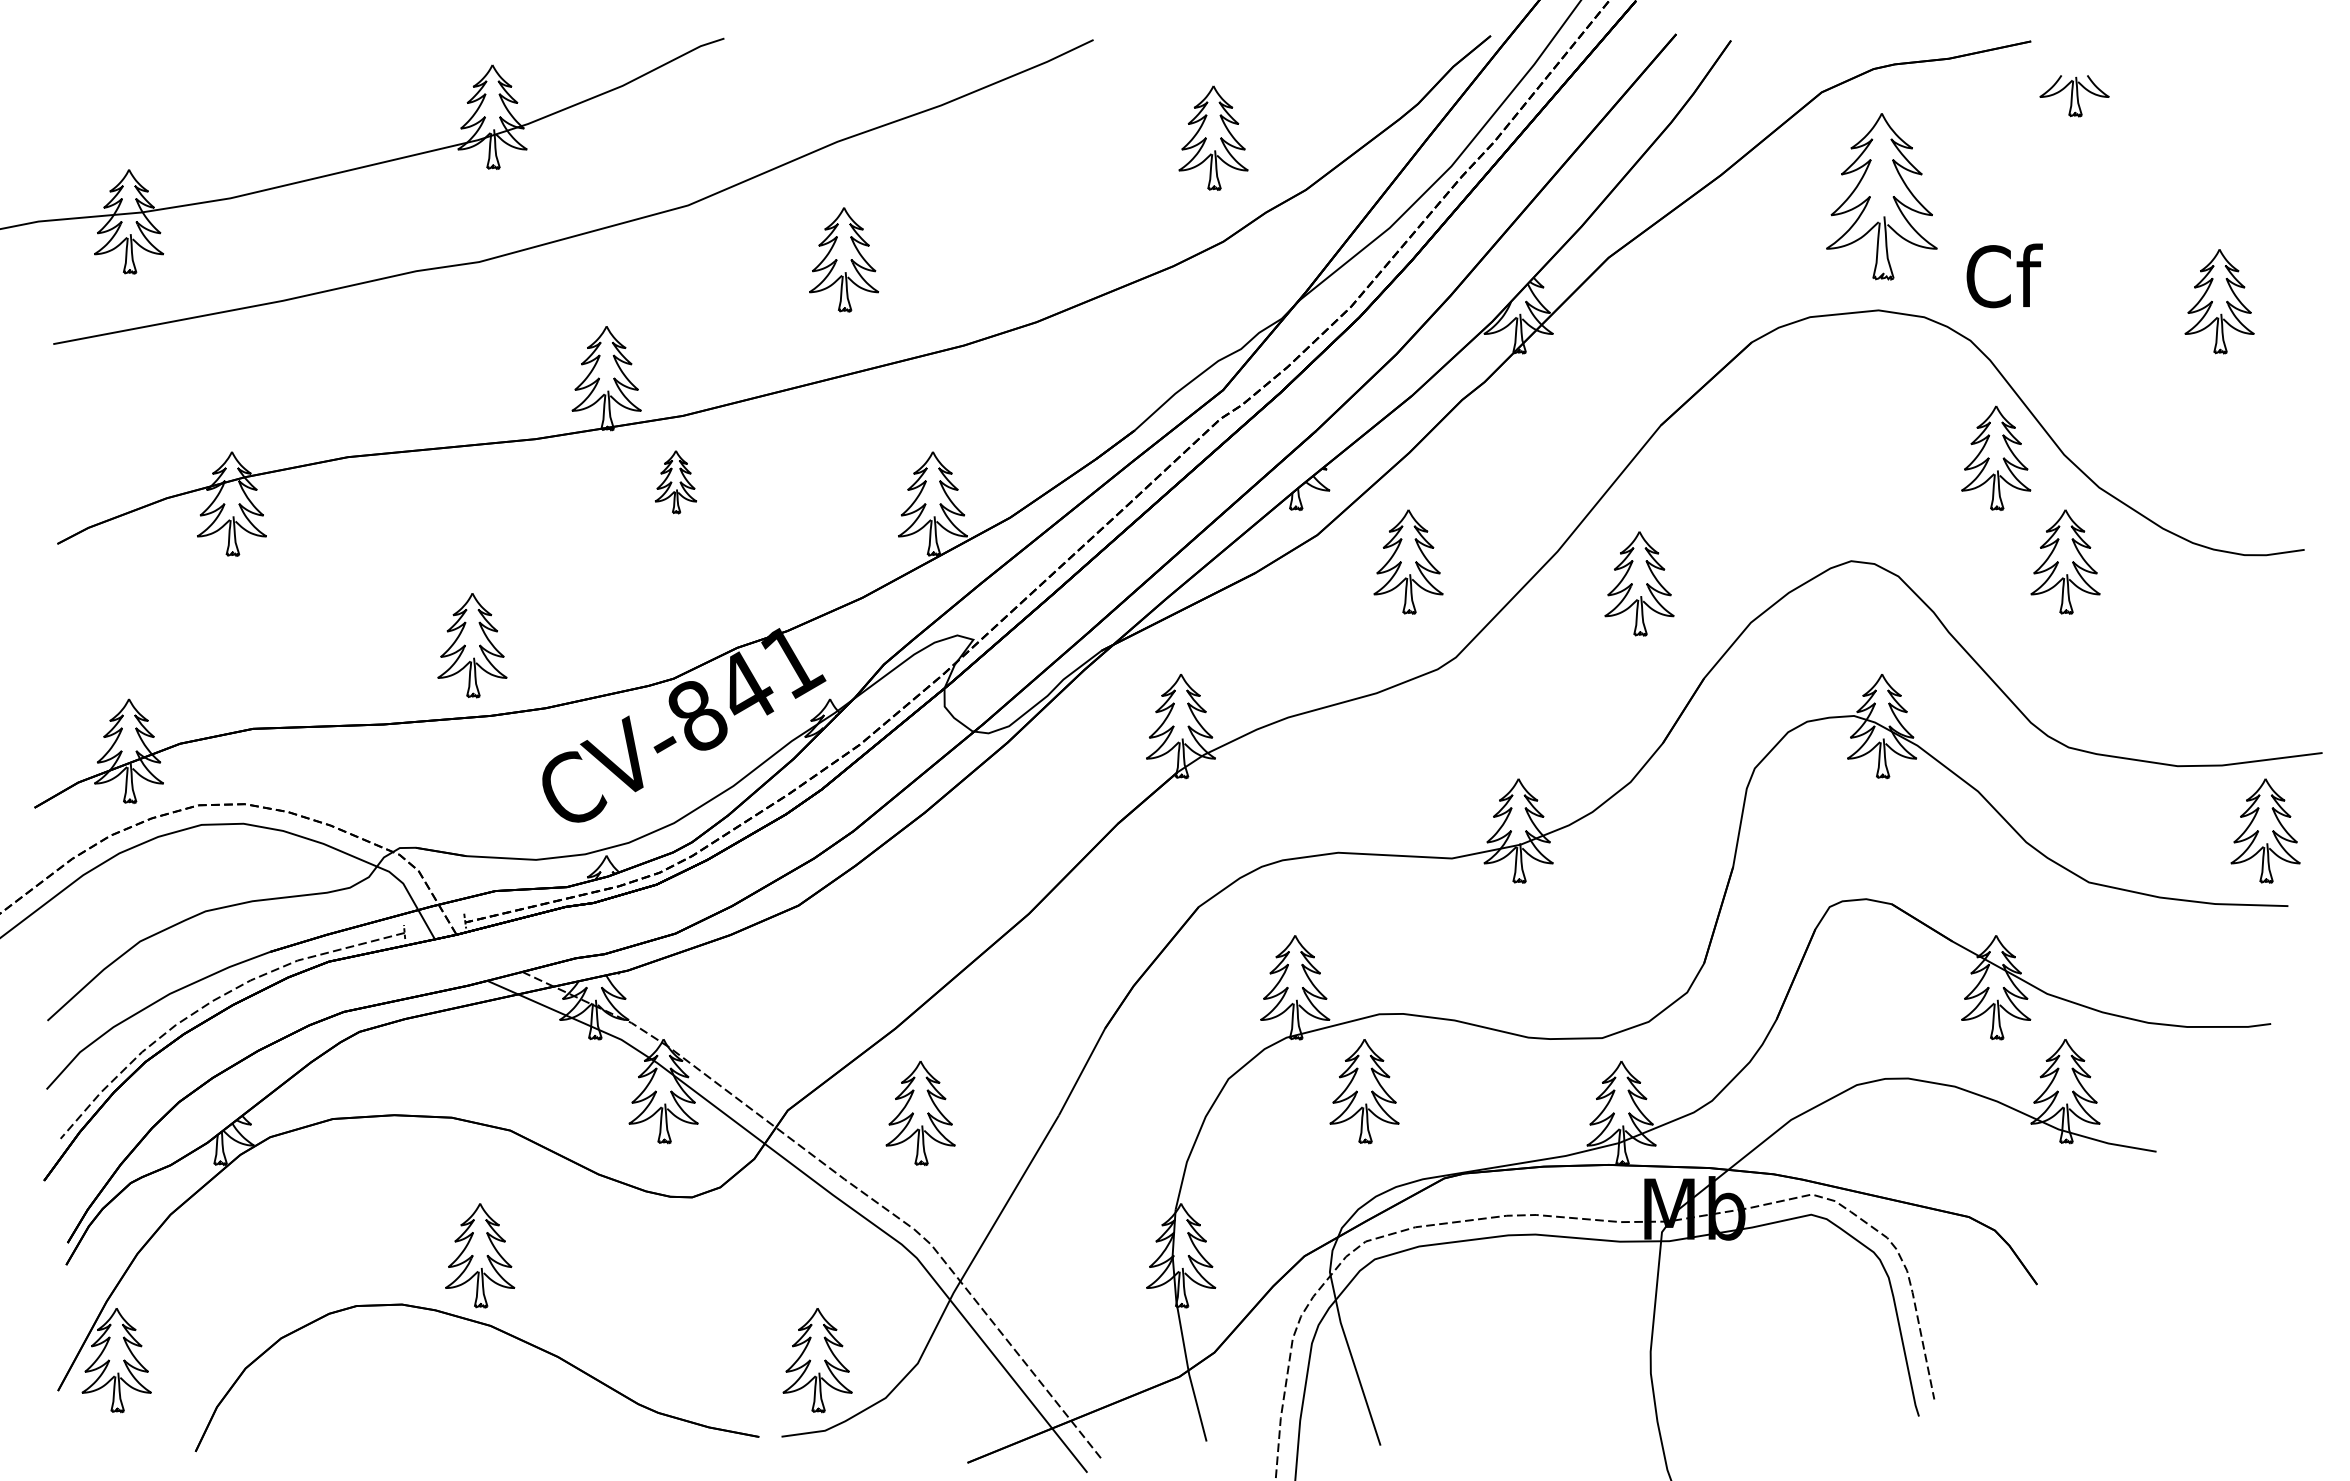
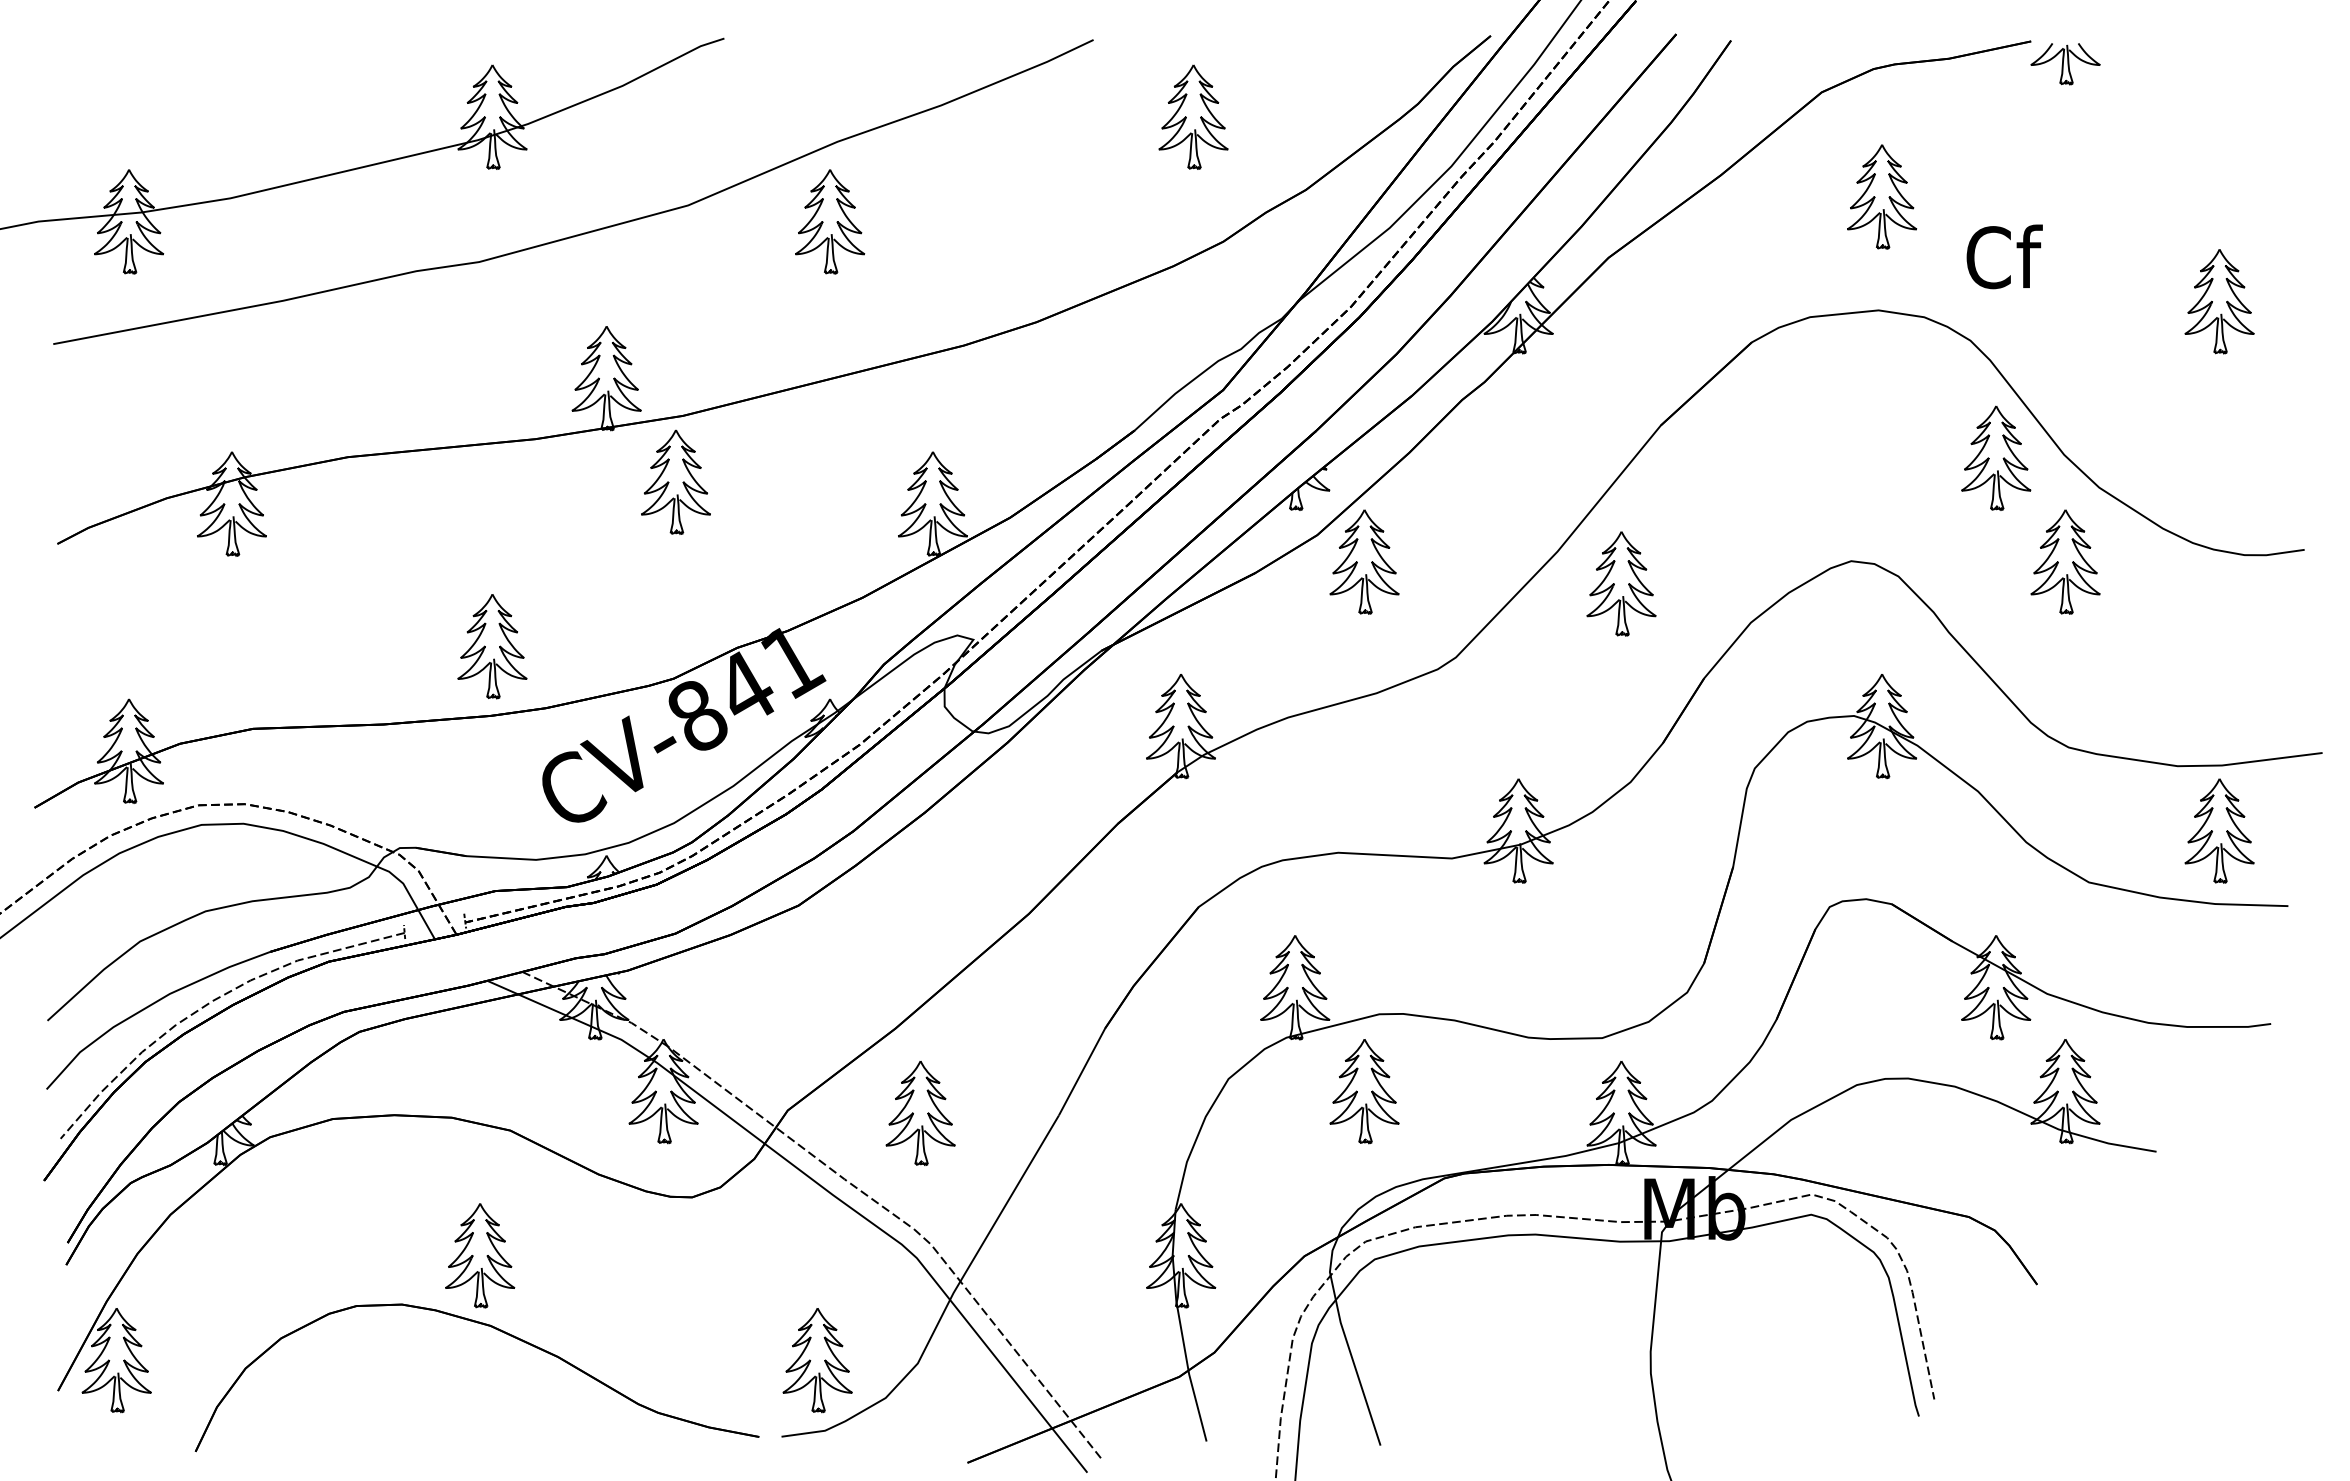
part position: (2074, 96) -> (2065, 64) (2065, 64)
part position: (1213, 137) -> (1193, 116) (1193, 116)
part size: 112x168 px -> 71x106 px (1882, 196)
part position: (844, 259) -> (830, 221) (830, 221)
text position: (2004, 275) -> (2004, 256) (2004, 256)
part size: 42x65 px -> 70x106 px (675, 481)
part position: (1408, 561) -> (1364, 561) (1364, 561)
part position: (1639, 583) -> (1621, 583) (1621, 583)
part position: (472, 645) -> (492, 646) (492, 646)
part position: (2265, 830) -> (2219, 830) (2219, 830)
